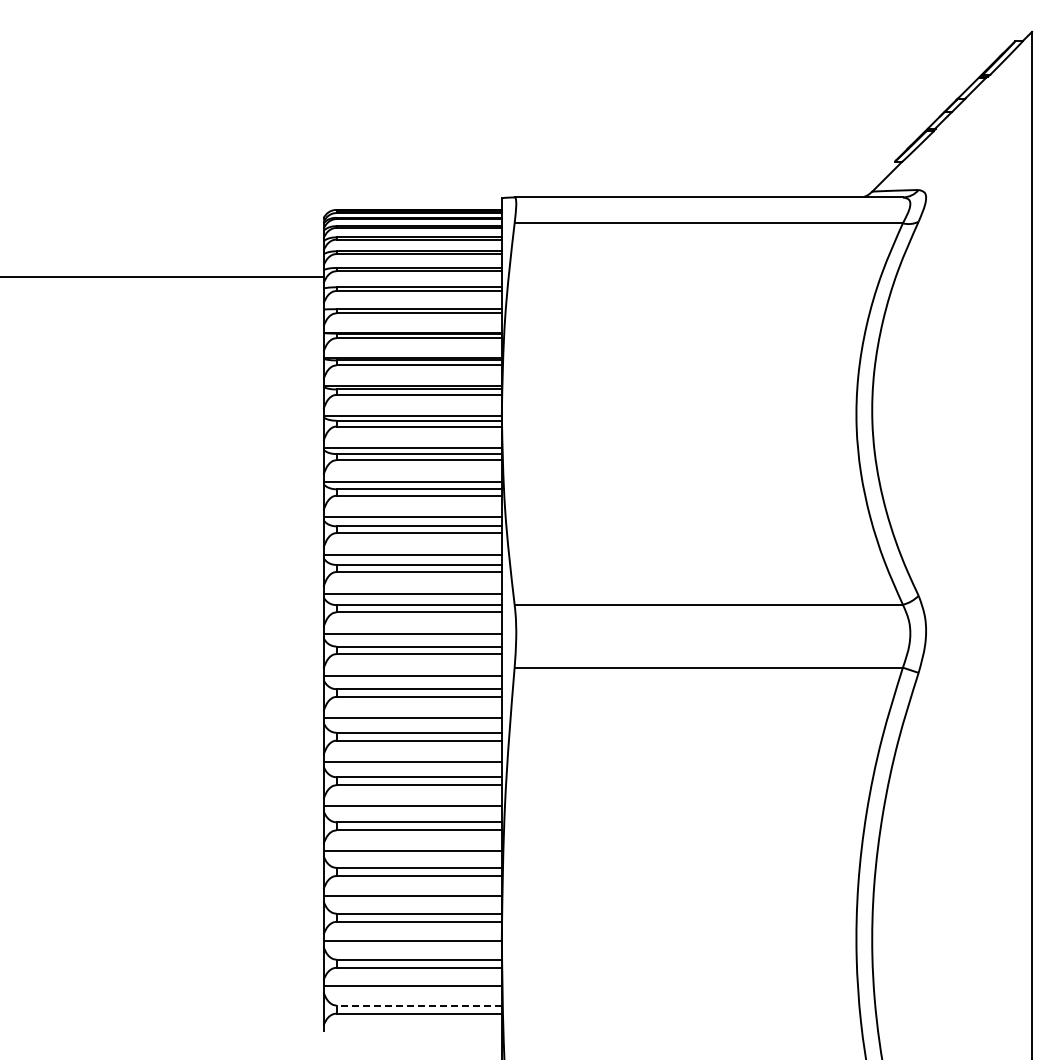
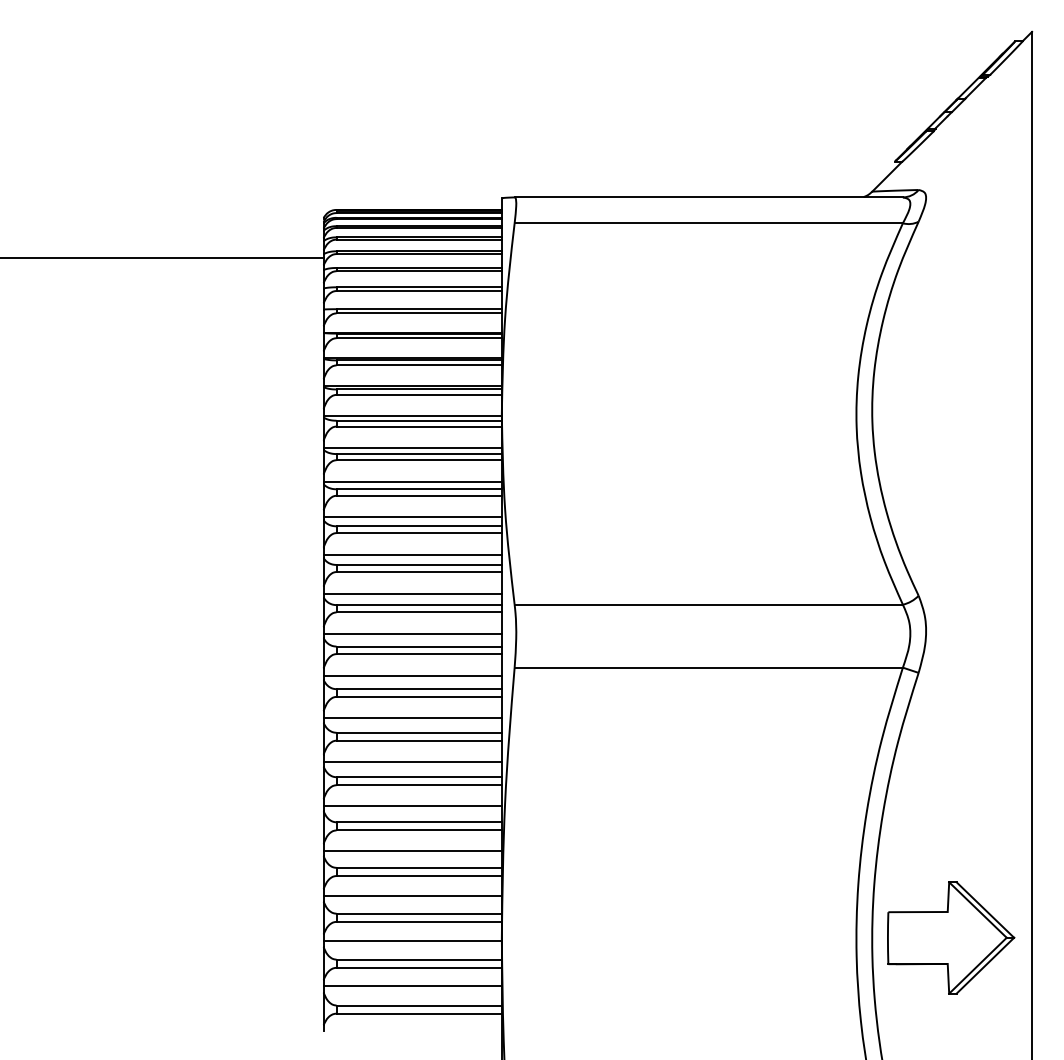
line position: (162, 276) -> (162, 257) (162, 257)
part: none -> present (951, 937)
line: dashed -> solid (419, 1005)
